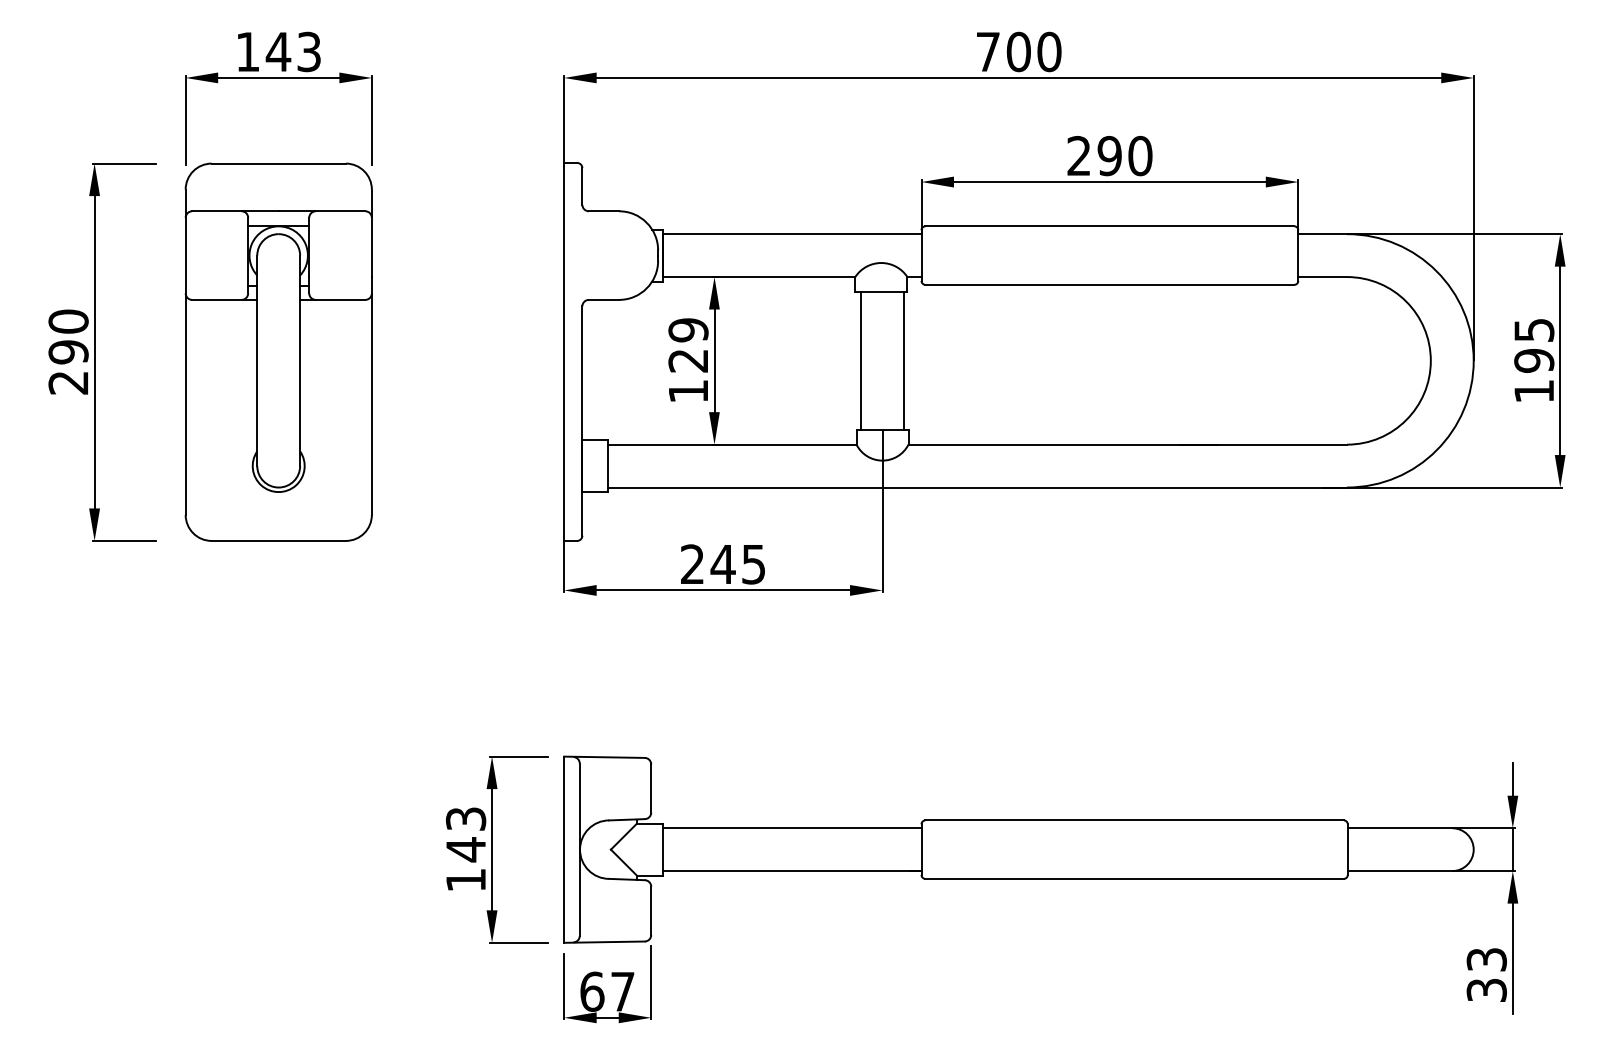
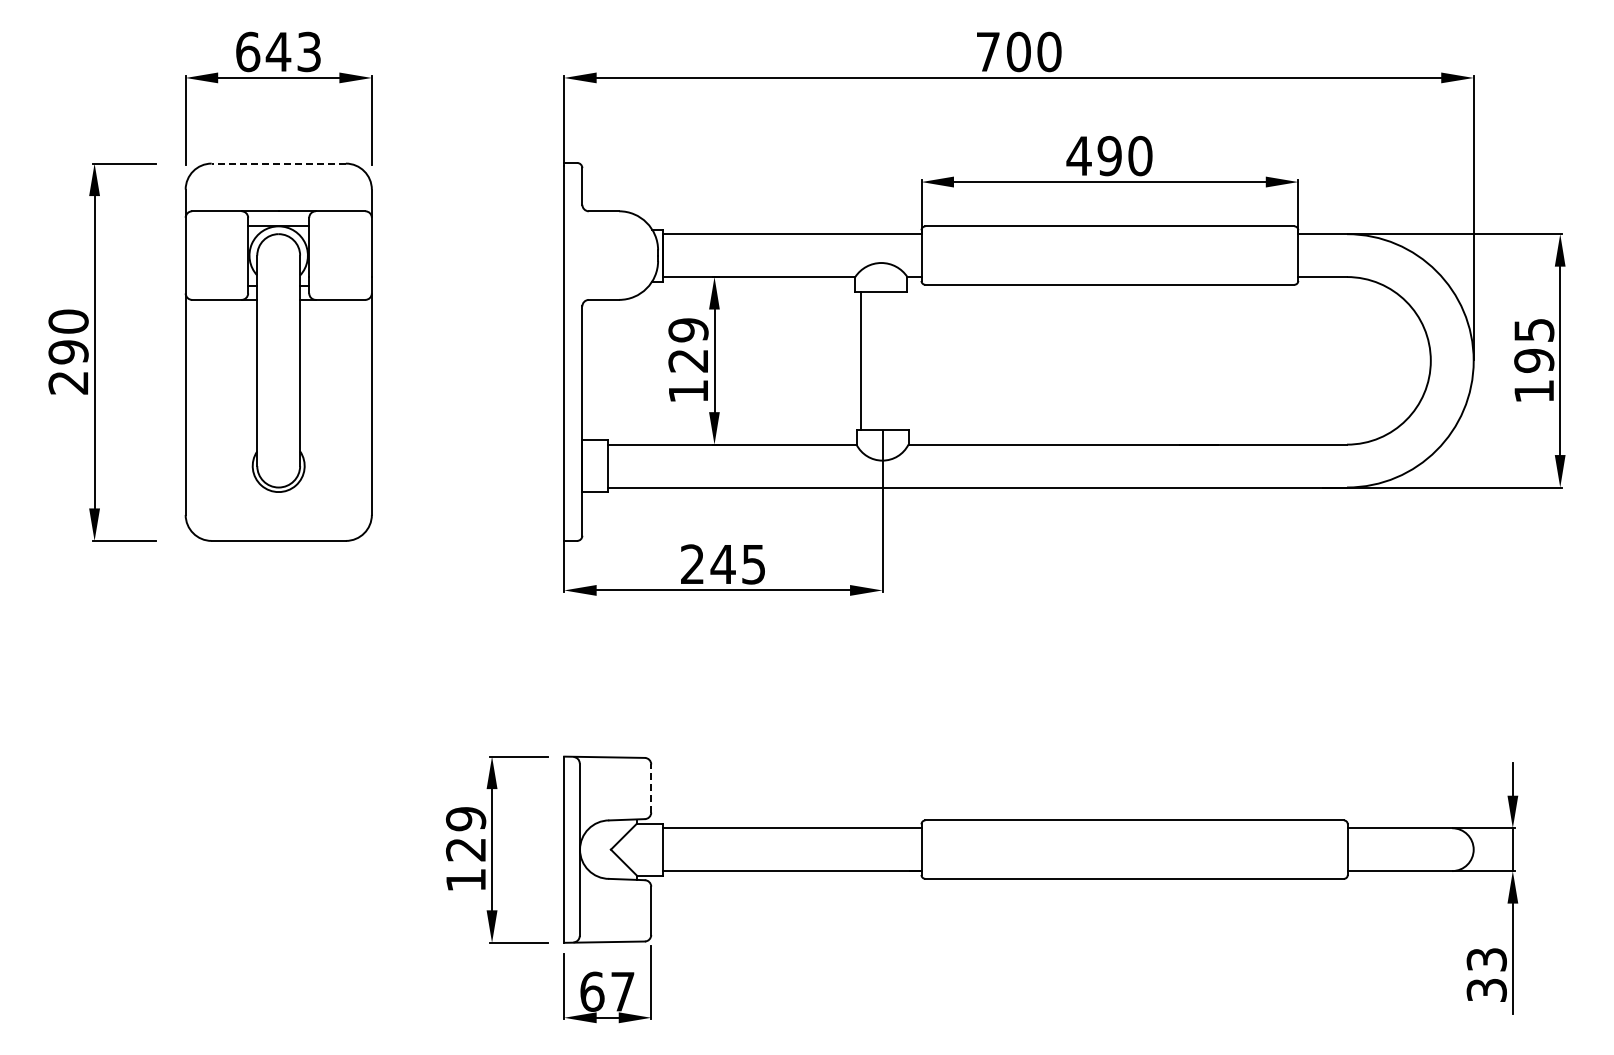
text: 143 -> 643 (248, 51)
text: 290 -> 490 (1078, 155)
line: solid -> dashed (278, 163)
line: present -> none (903, 360)
line: solid -> dashed (651, 788)
text: 143 -> 129 (466, 834)
